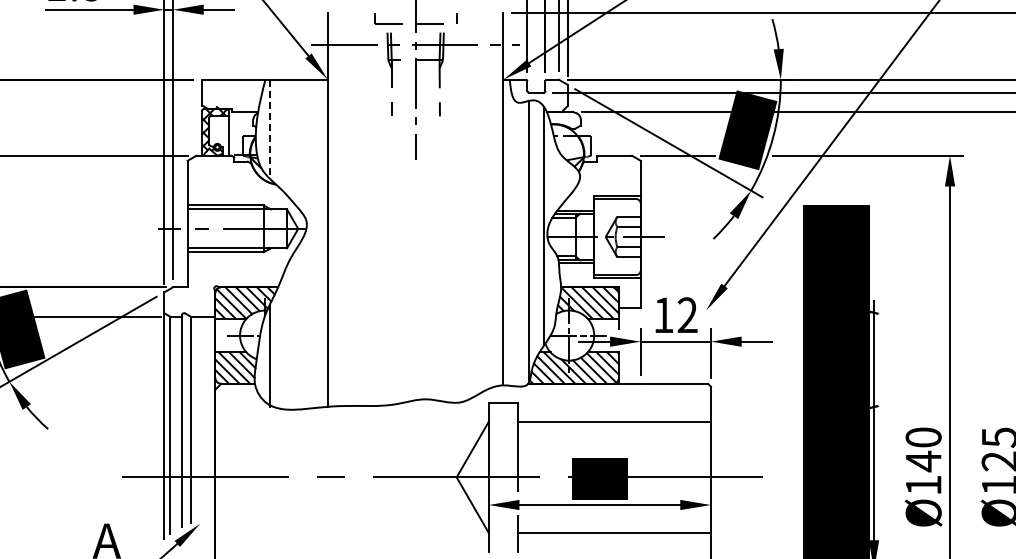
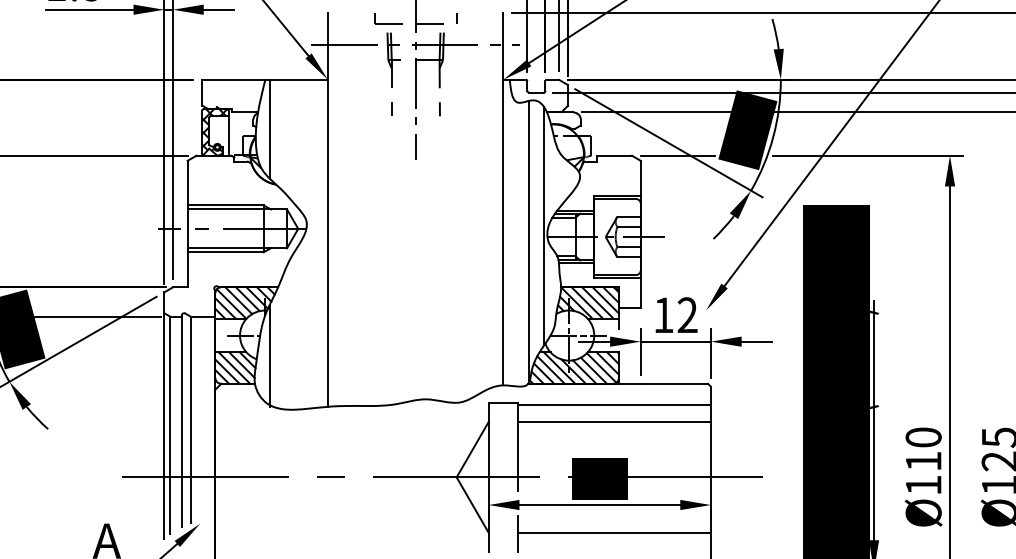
line: dashed -> solid (269, 129)
line: none -> present (614, 405)
text: Ø140 -> Ø110 (923, 461)
